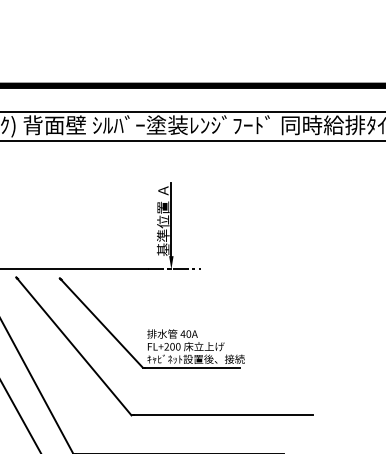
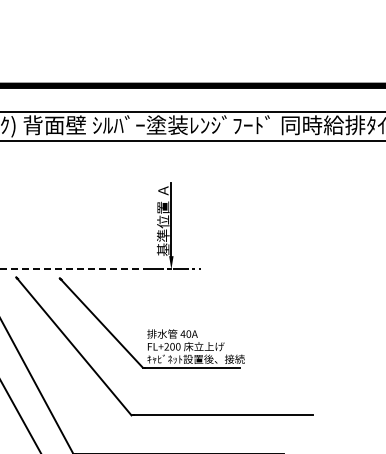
line: solid -> dashed (74, 269)
